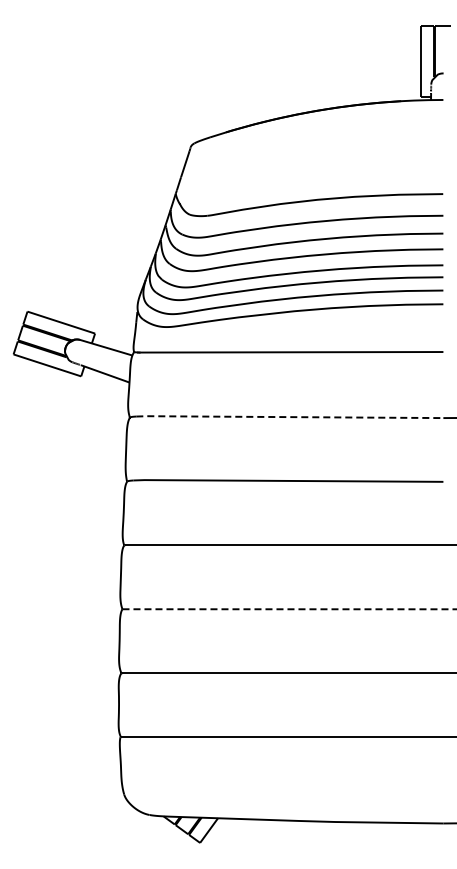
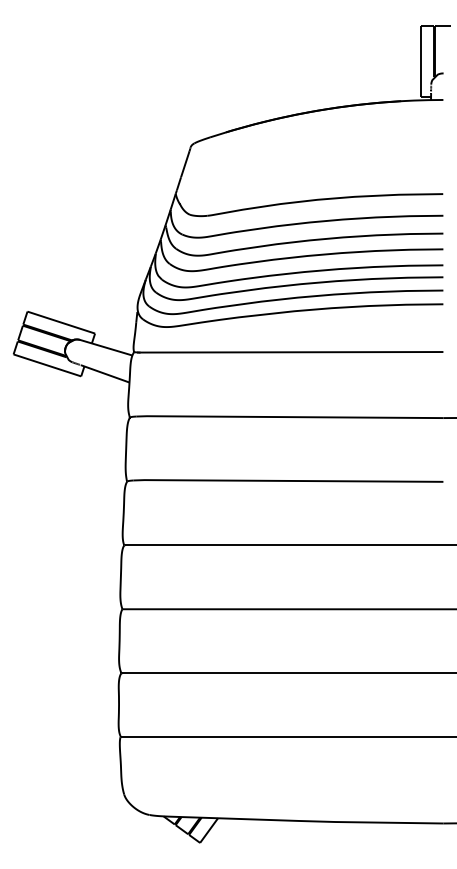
line: dashed -> solid (289, 417)
line: dashed -> solid (289, 609)
